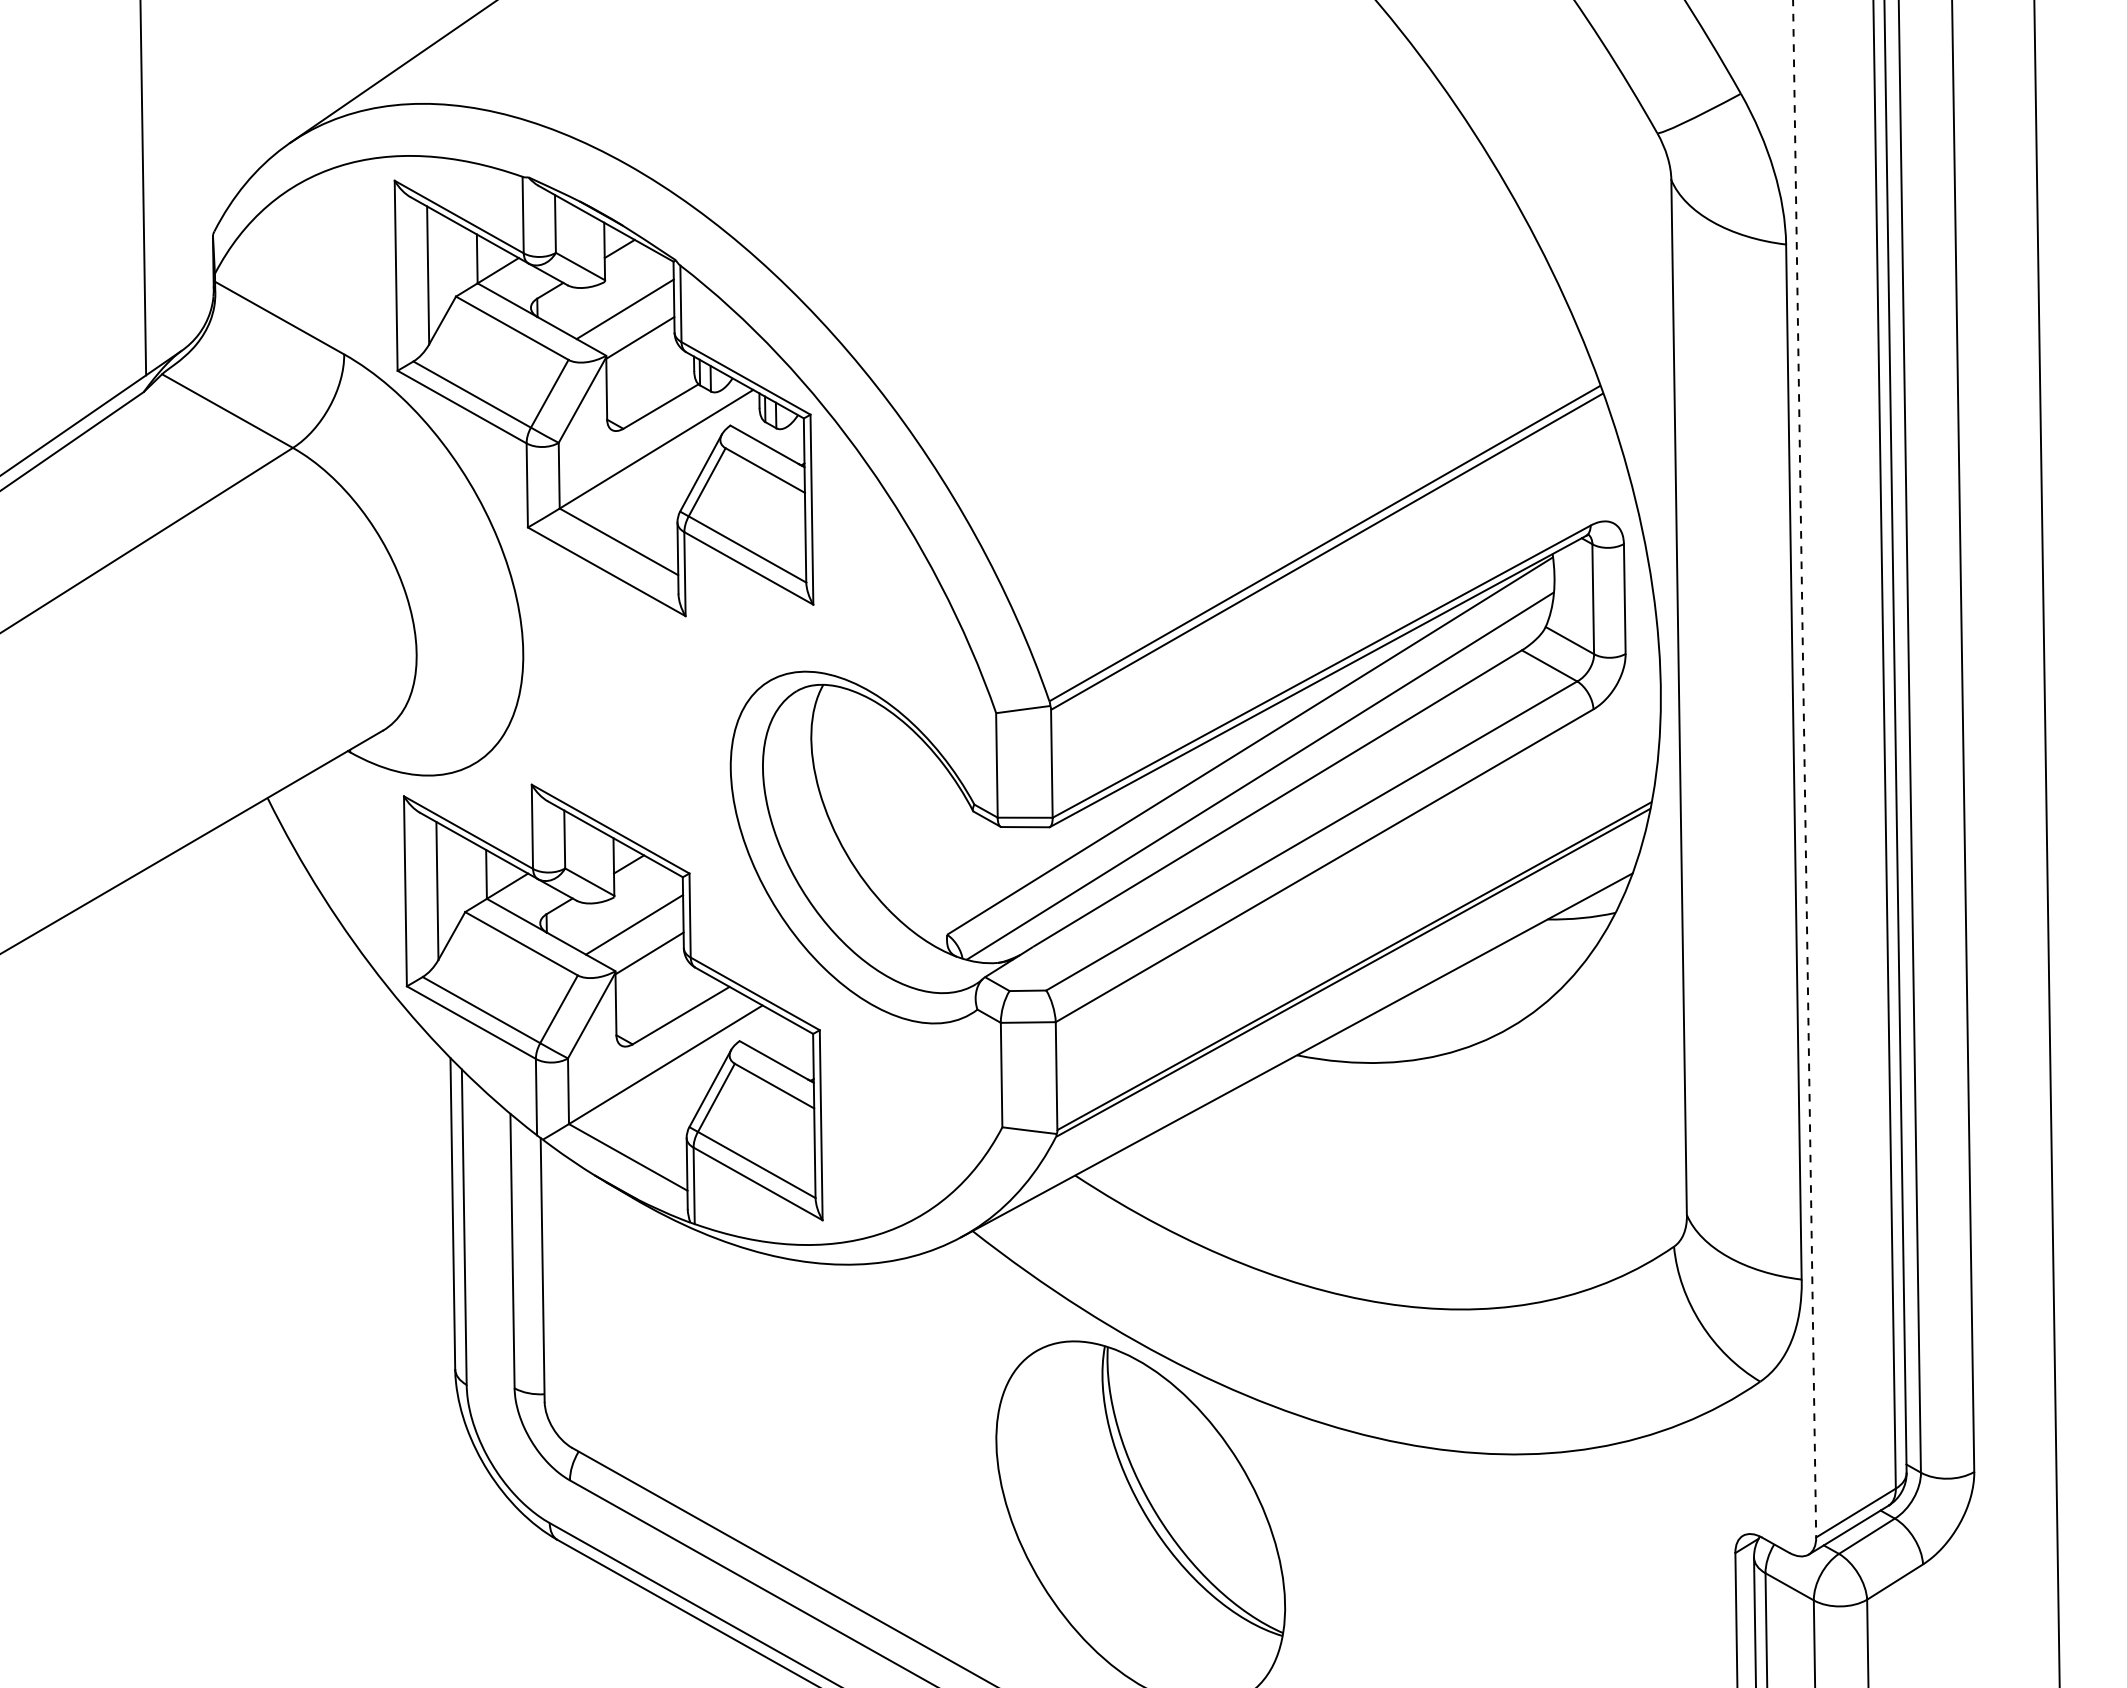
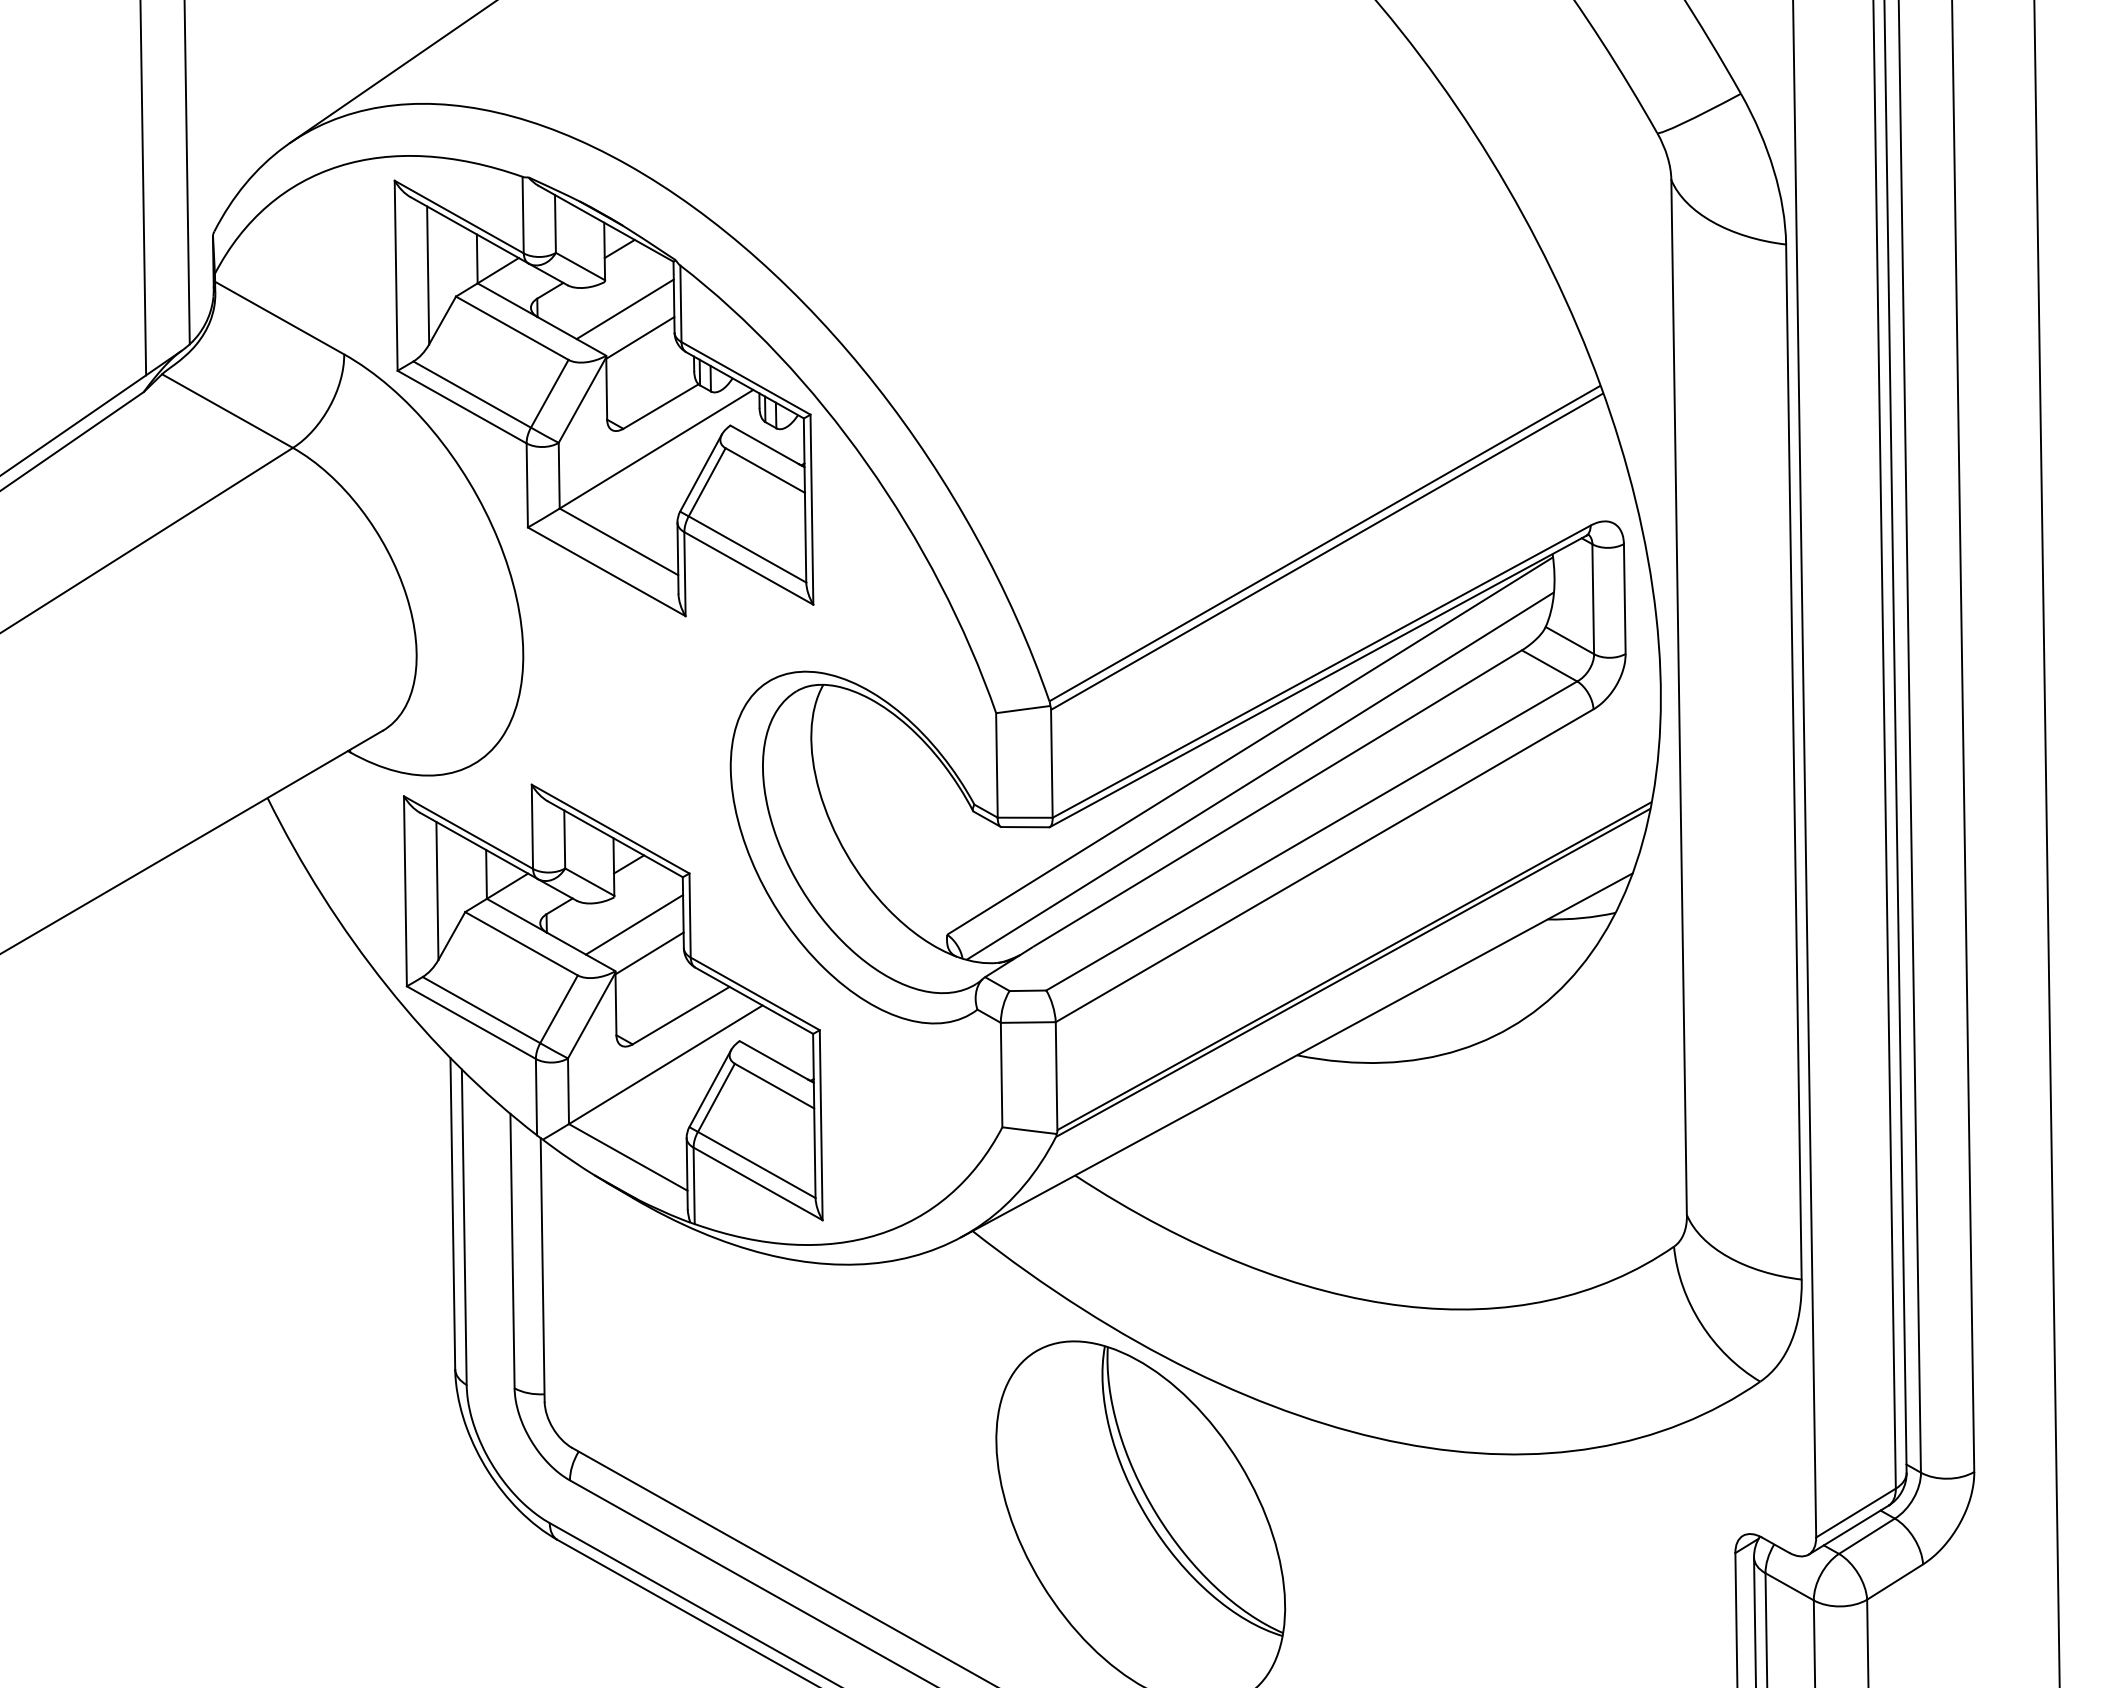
line: none -> present (186, 173)
line: dashed -> solid (1804, 769)
